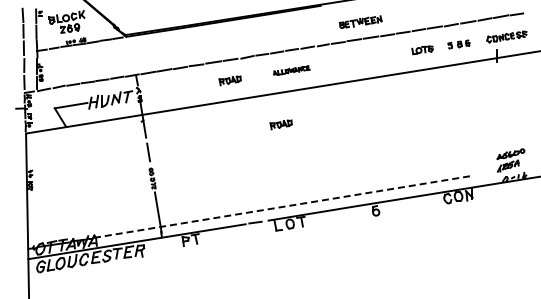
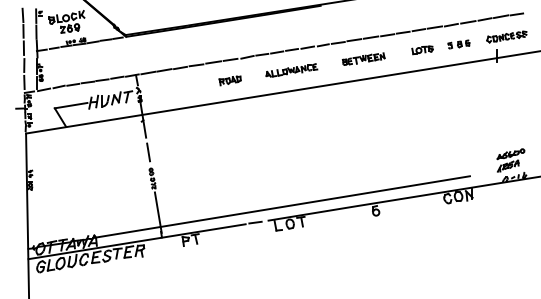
part position: (360, 21) -> (363, 58) (363, 58)
part size: 38x11 px -> 54x15 px (291, 70)
part: present -> none (280, 124)
line: dashed -> solid (281, 207)
